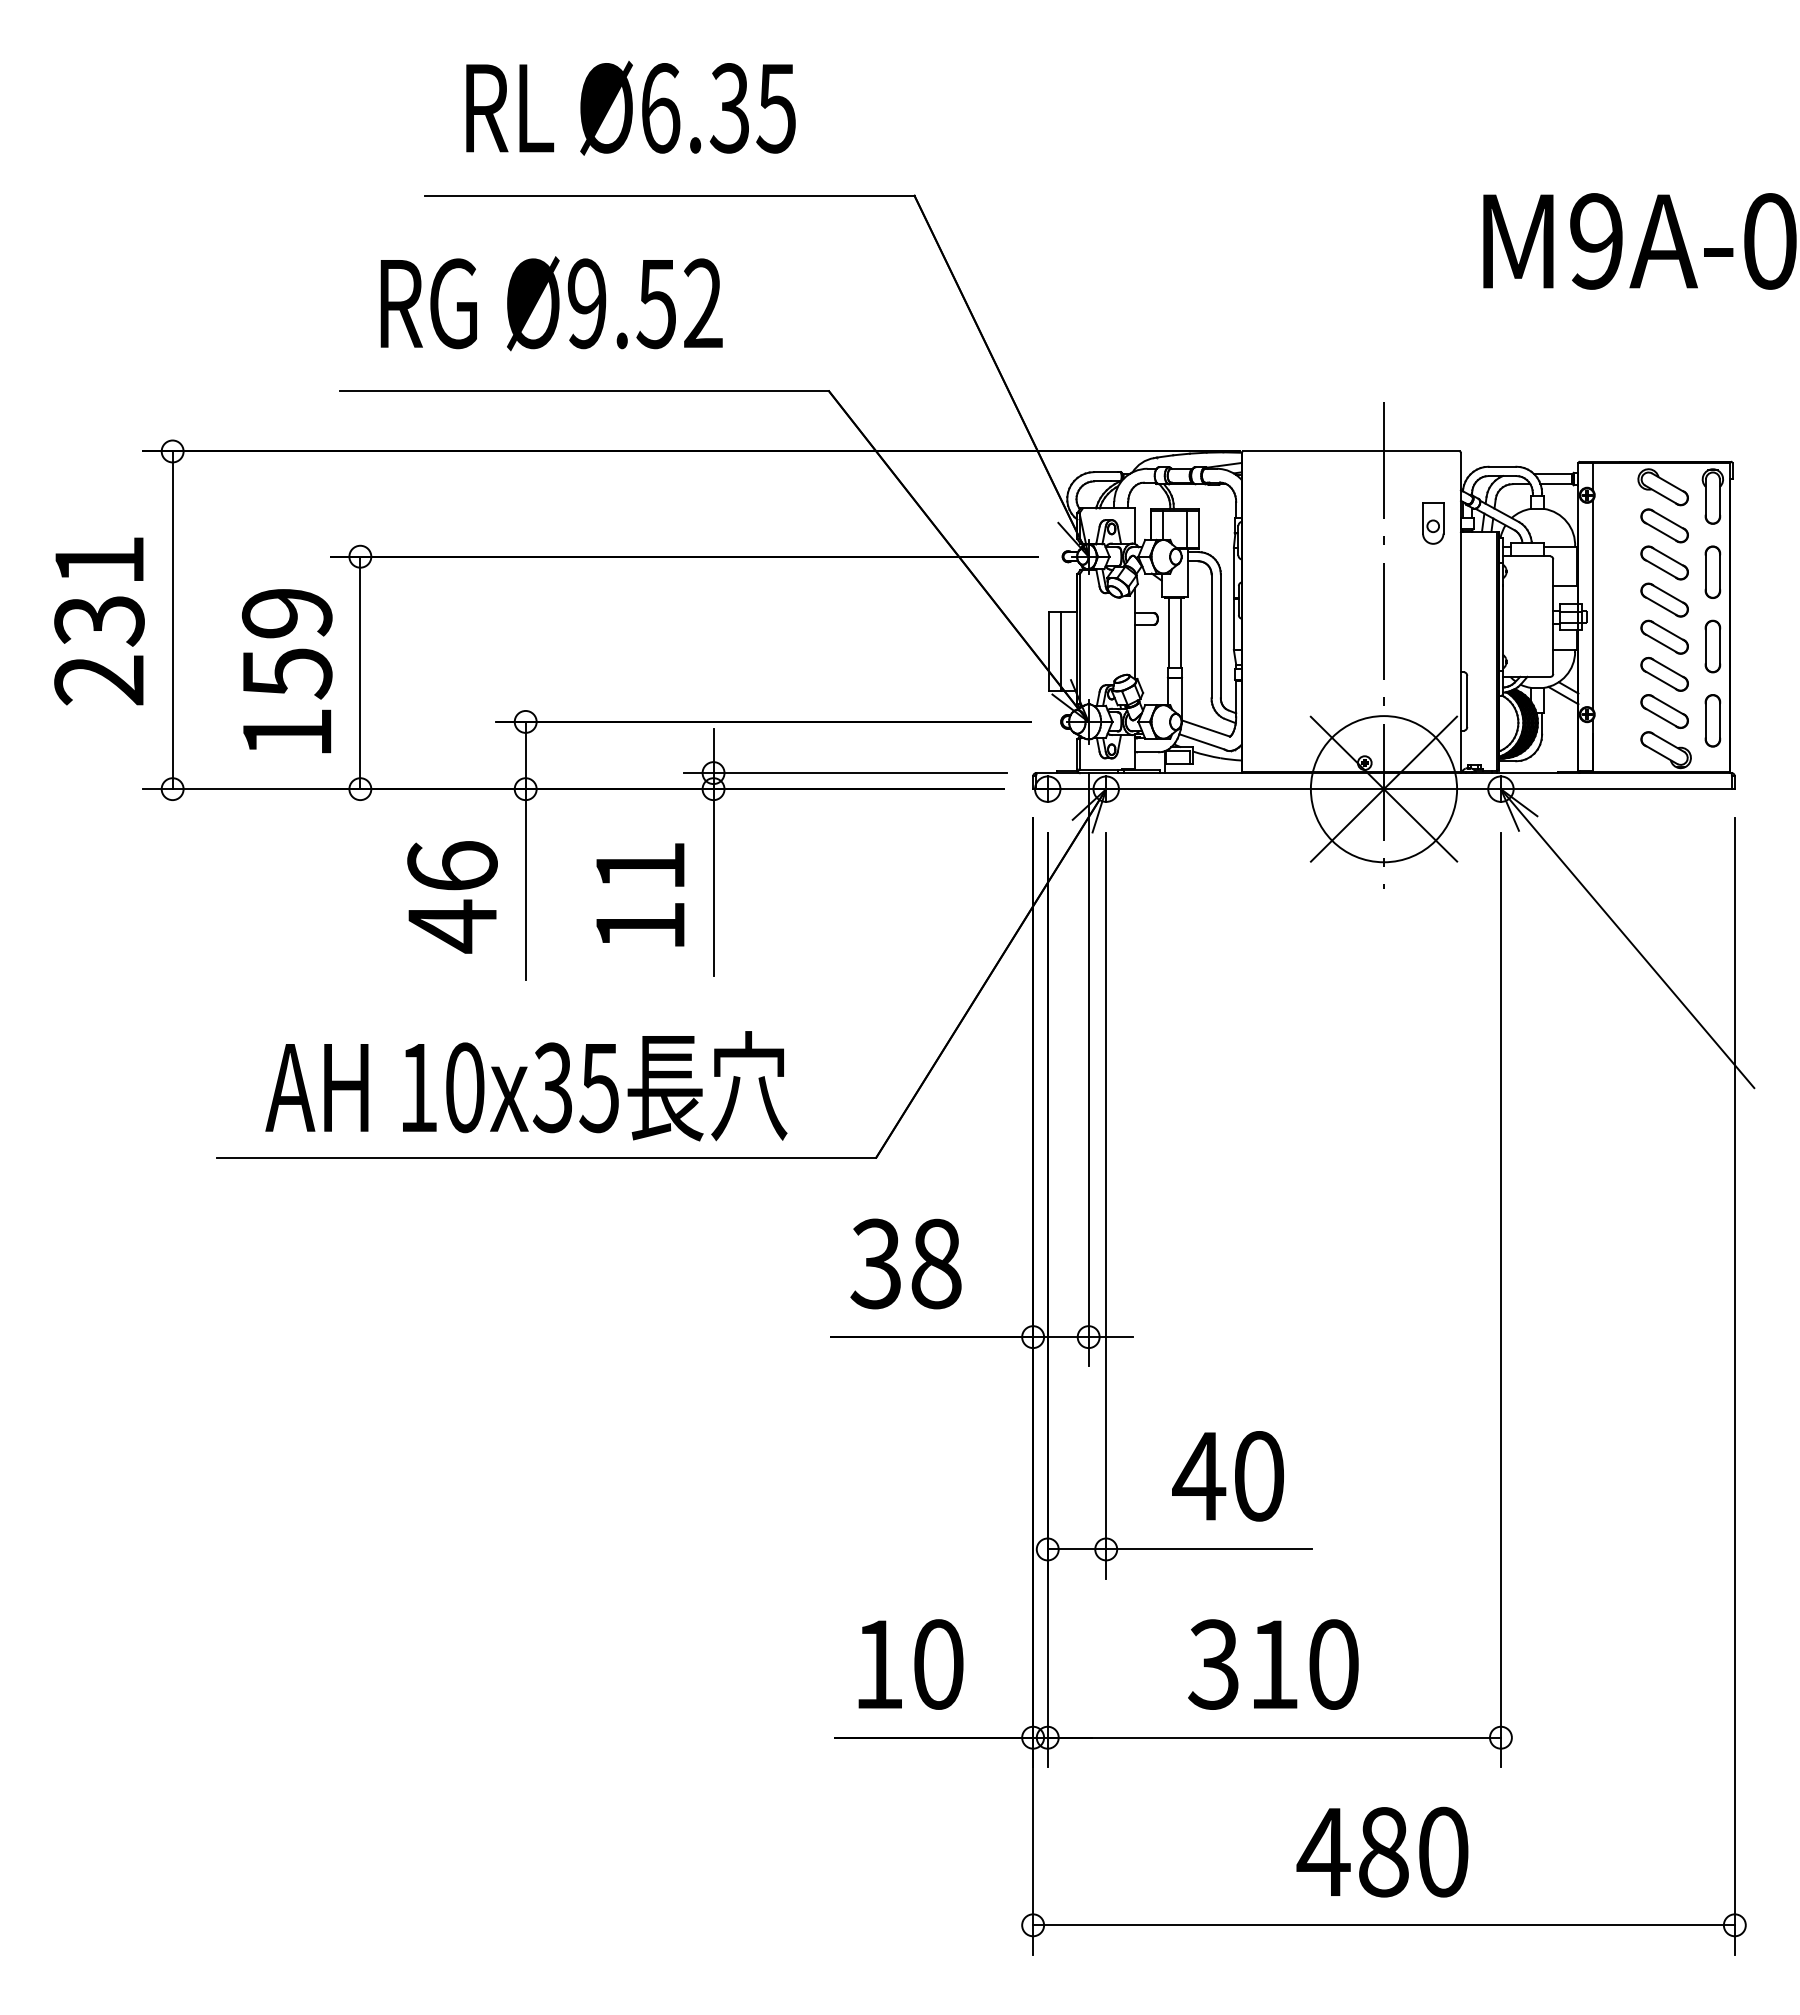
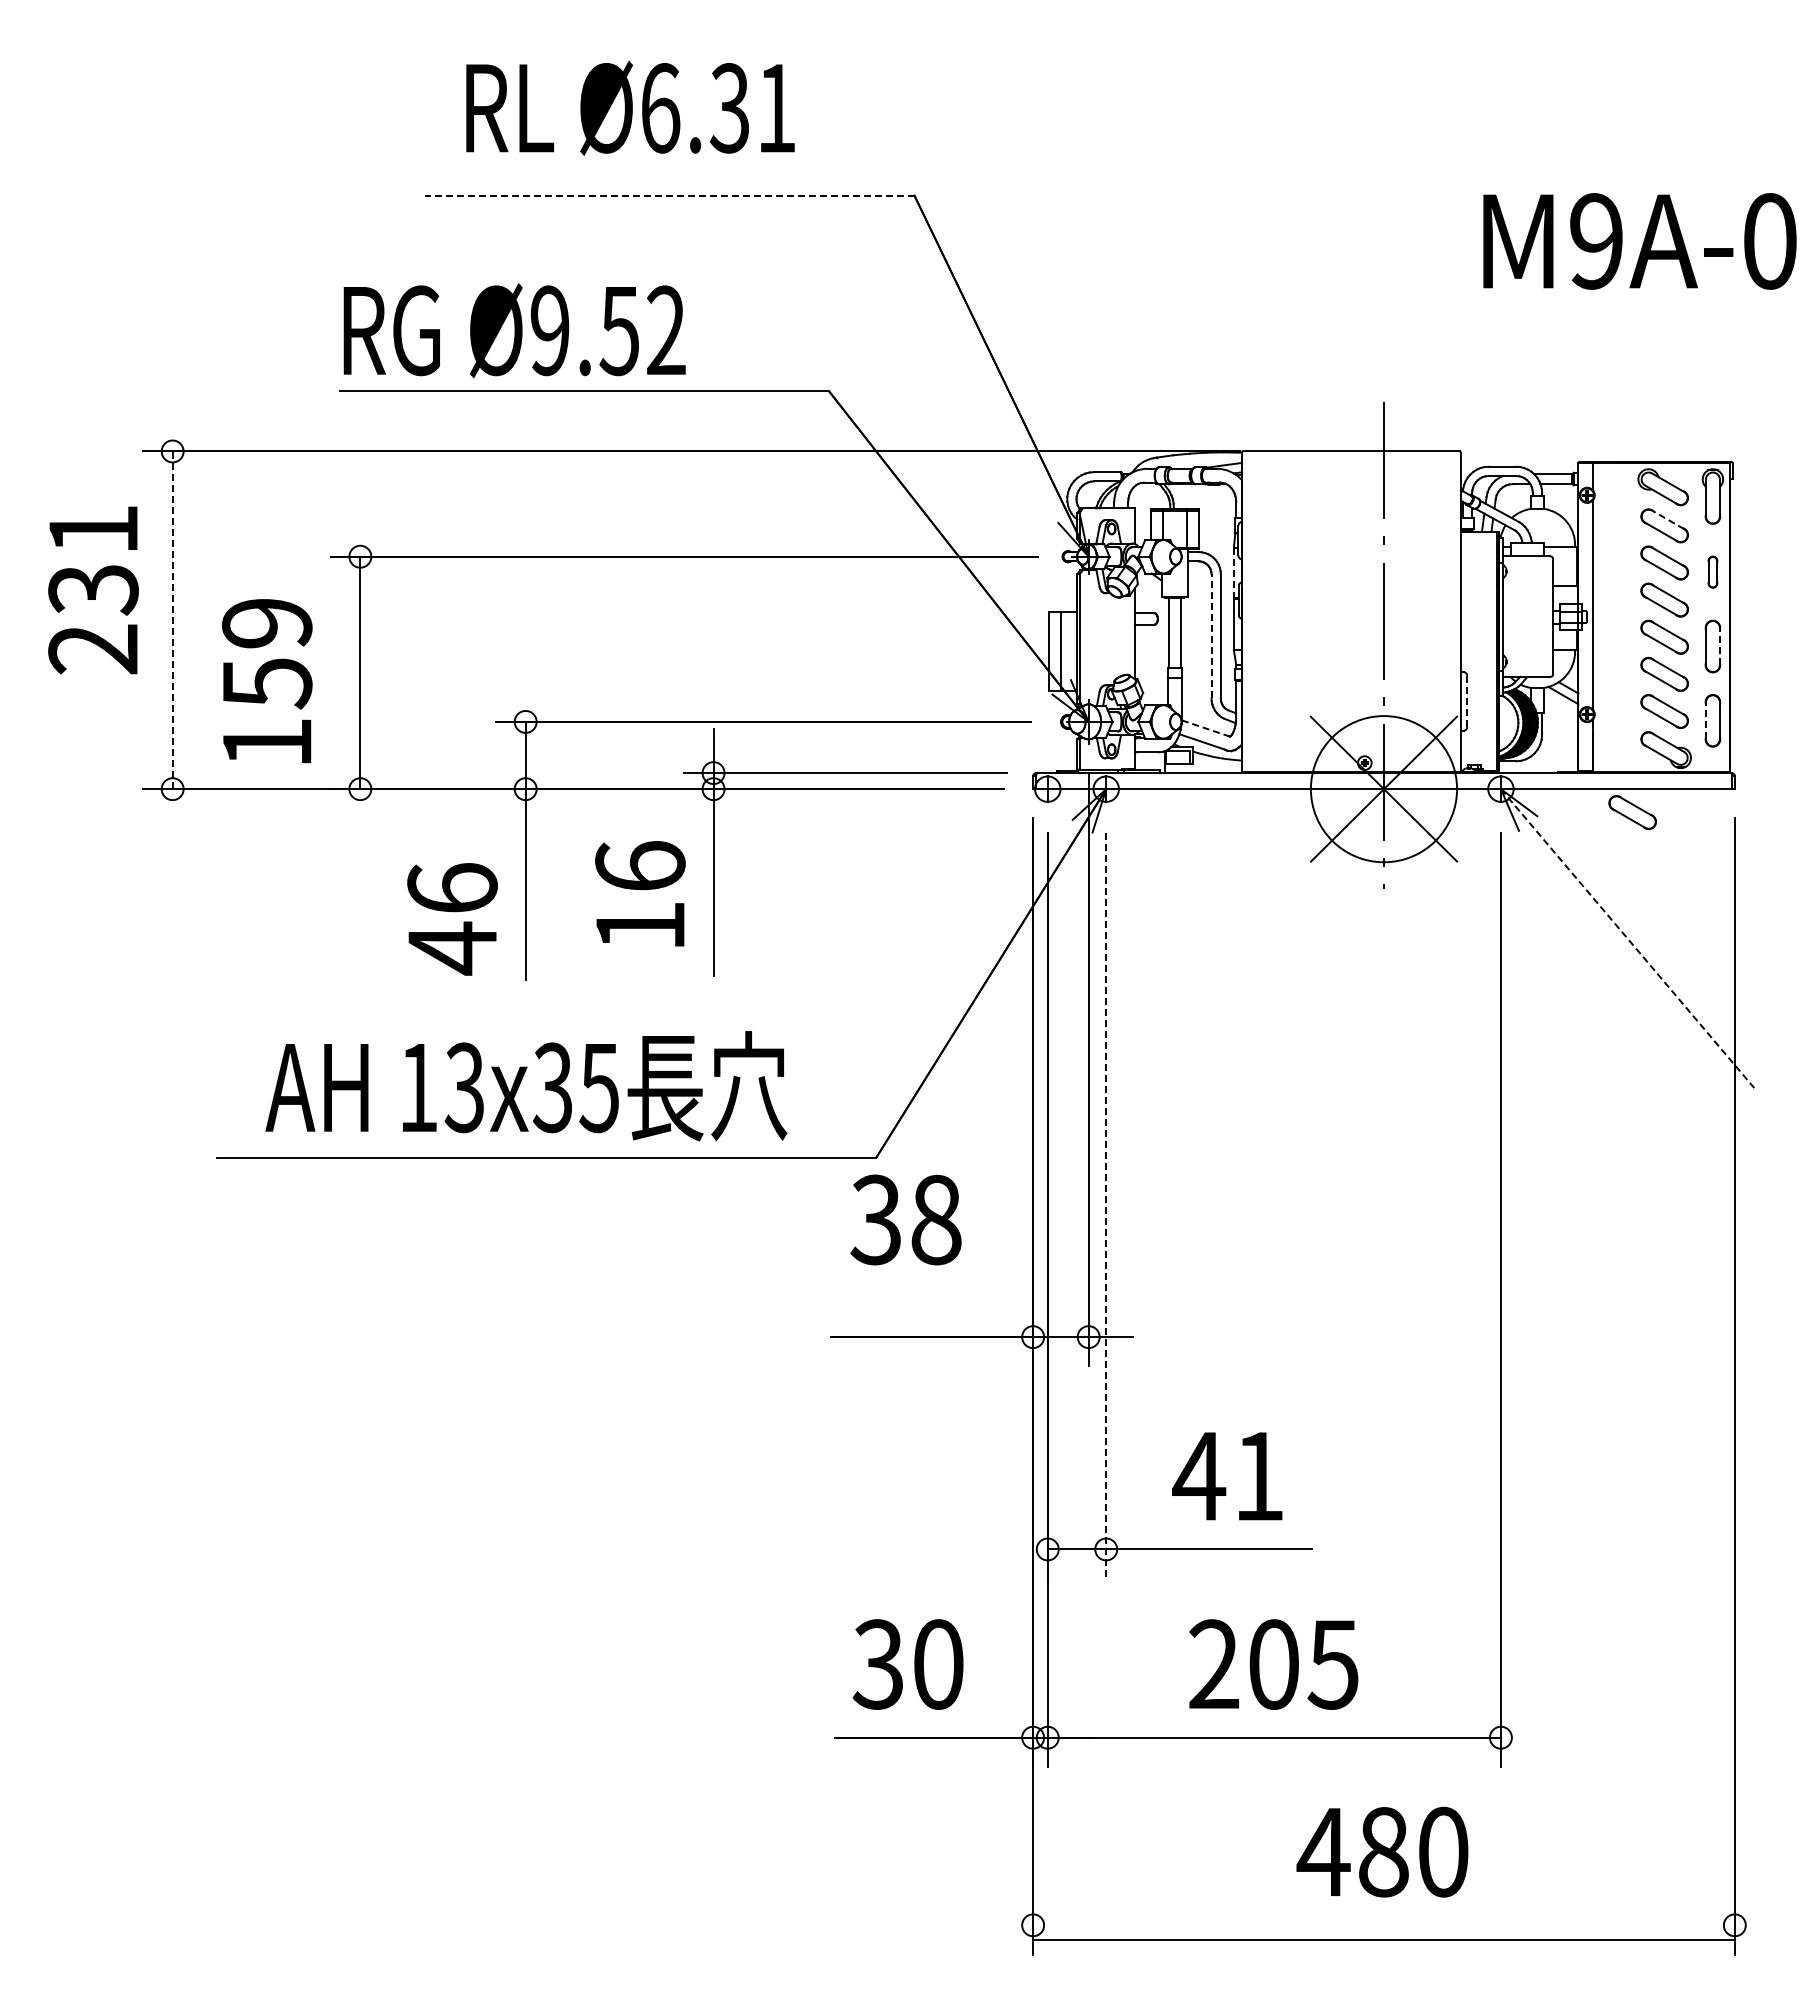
text: Ø6.35 -> Ø6.31 (775, 108)
line: solid -> dashed (669, 195)
text position: (551, 303) -> (514, 330) (514, 330)
line: solid -> dashed (1668, 519)
part: present -> none (1433, 523)
part size: 18x54 px -> 12x34 px (1712, 571)
line: solid -> dashed (1233, 573)
line: solid -> dashed (172, 620)
text position: (99, 621) -> (93, 590) (93, 590)
line: solid -> dashed (1211, 635)
line: solid -> dashed (1719, 646)
text position: (286, 671) -> (266, 681) (266, 681)
line: solid -> dashed (1467, 701)
line: solid -> dashed (1705, 720)
line: solid -> dashed (1206, 728)
part: none -> present (1632, 812)
text: 11 -> 16 (640, 865)
text position: (452, 897) -> (452, 919) (452, 919)
line: solid -> dashed (1627, 938)
text: 10x35 -> 13x35 (464, 1087)
line: solid -> dashed (1106, 1206)
text position: (905, 1263) -> (905, 1219) (905, 1219)
text: 40 -> 41 (1259, 1476)
text: 10 -> 30 (877, 1664)
text: 310 -> 205 (1273, 1664)
line position: (1383, 1925) -> (1383, 1940) (1383, 1940)
